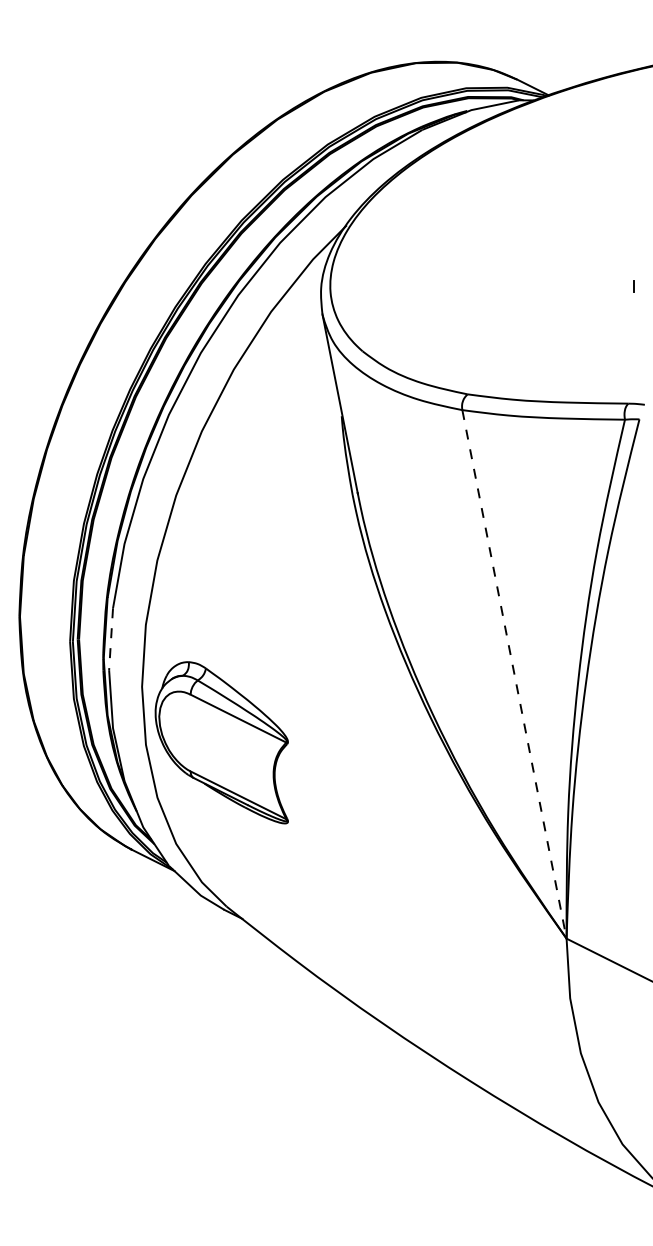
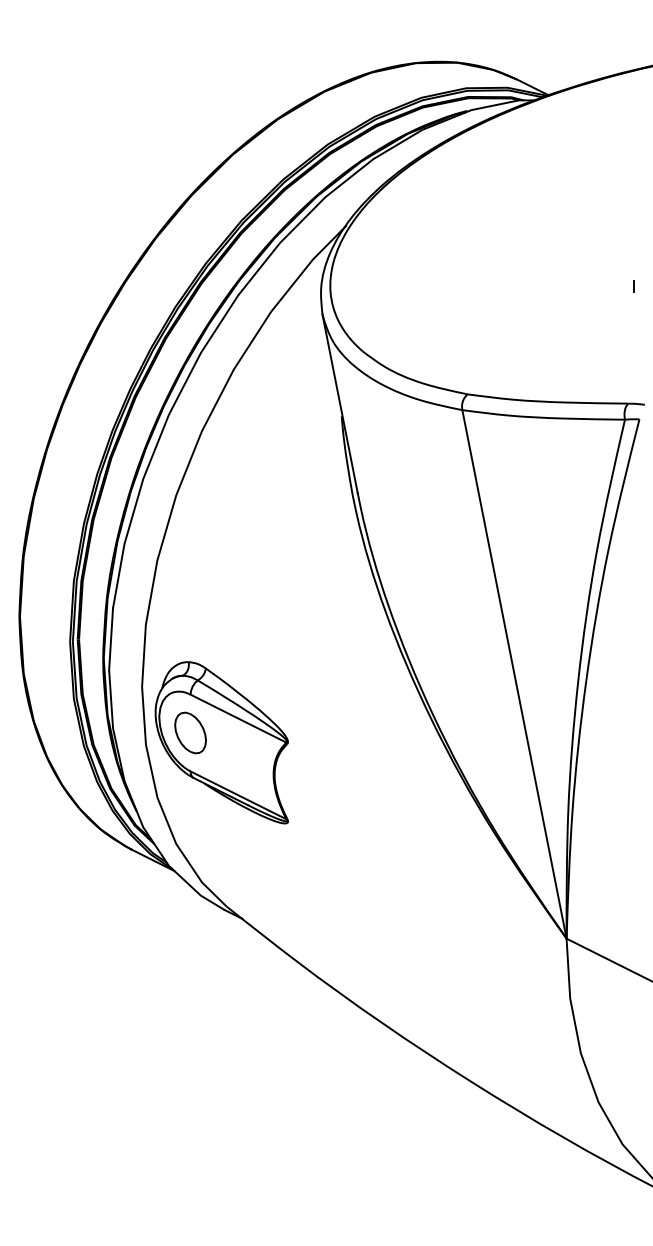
line: dashed -> solid (111, 639)
line: dashed -> solid (514, 674)
part: none -> present (190, 732)
